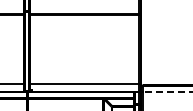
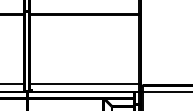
line: dashed -> solid (168, 92)
